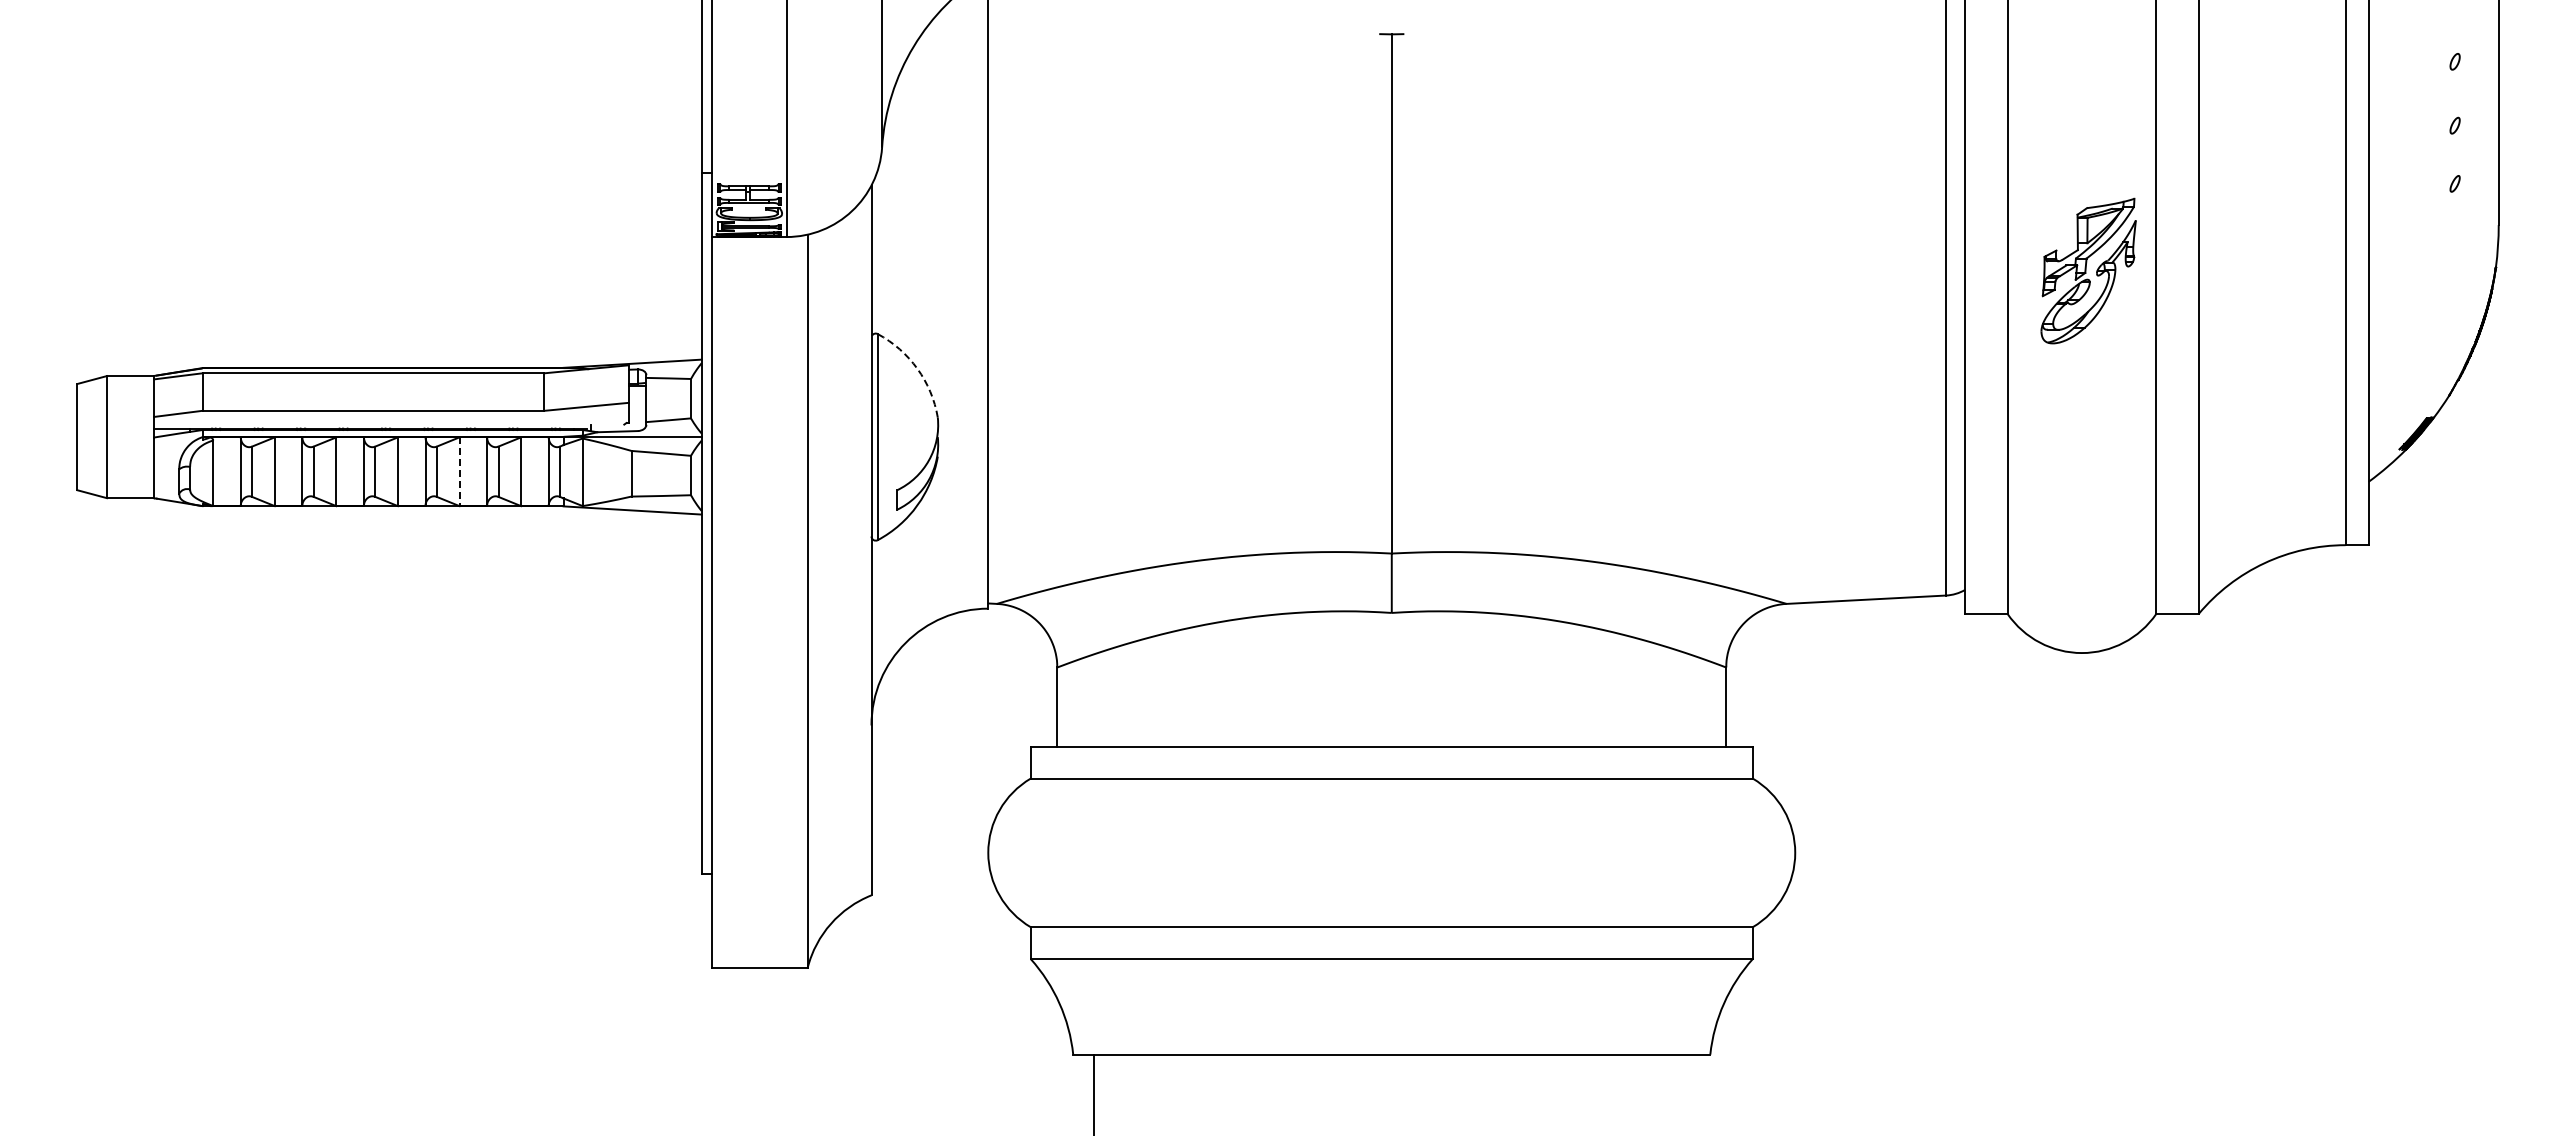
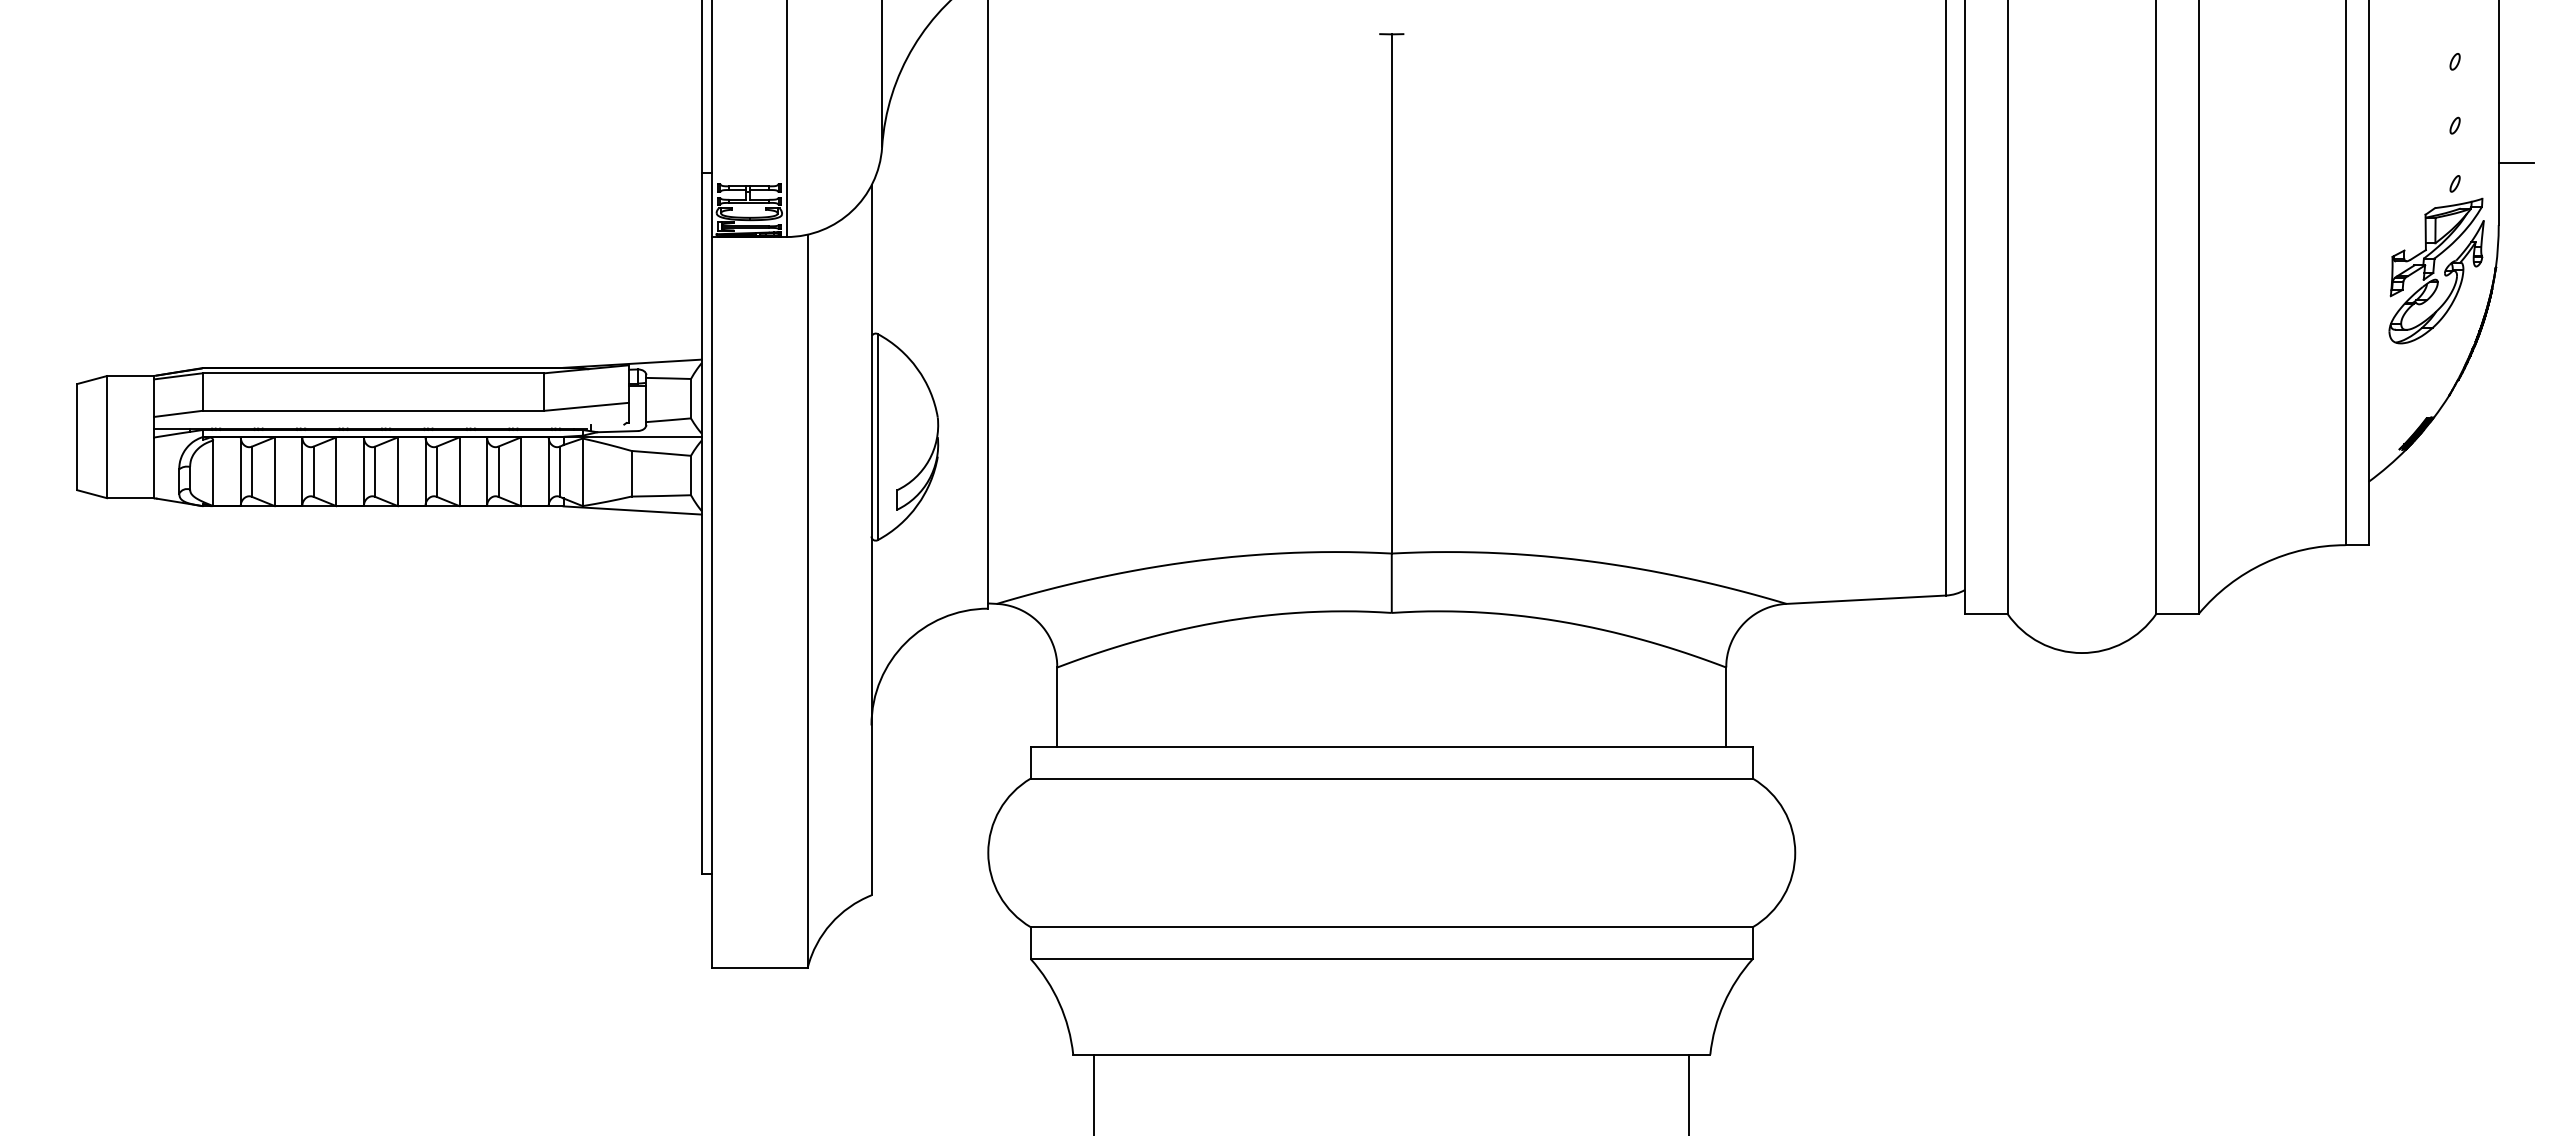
line: none -> present (2516, 162)
part position: (2088, 270) -> (2436, 270) (2436, 270)
arc: dashed -> solid (917, 368)
line: dashed -> solid (459, 472)
line: none -> present (1689, 1093)
